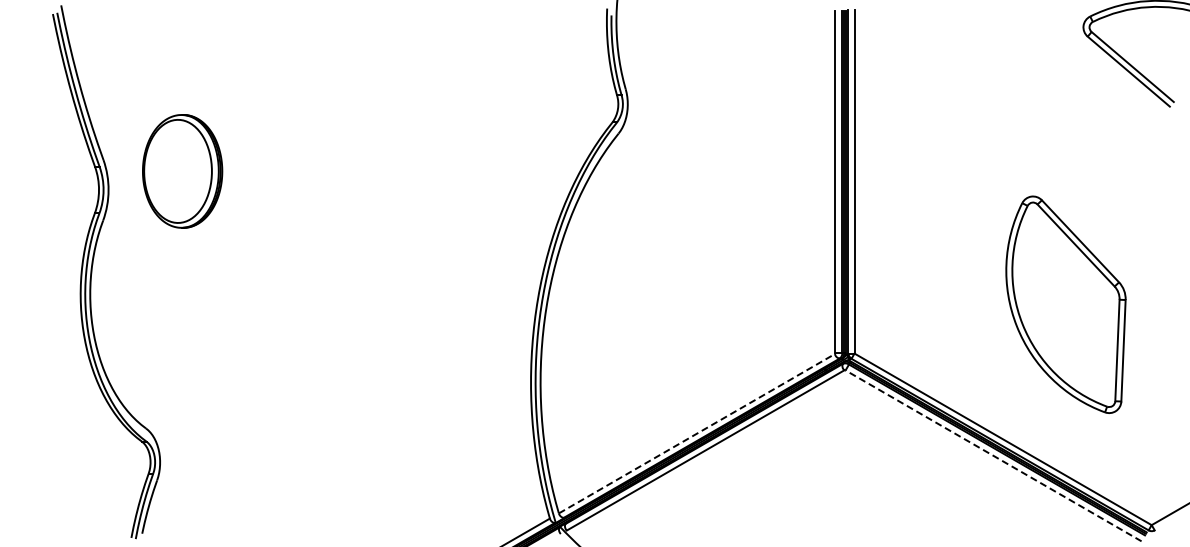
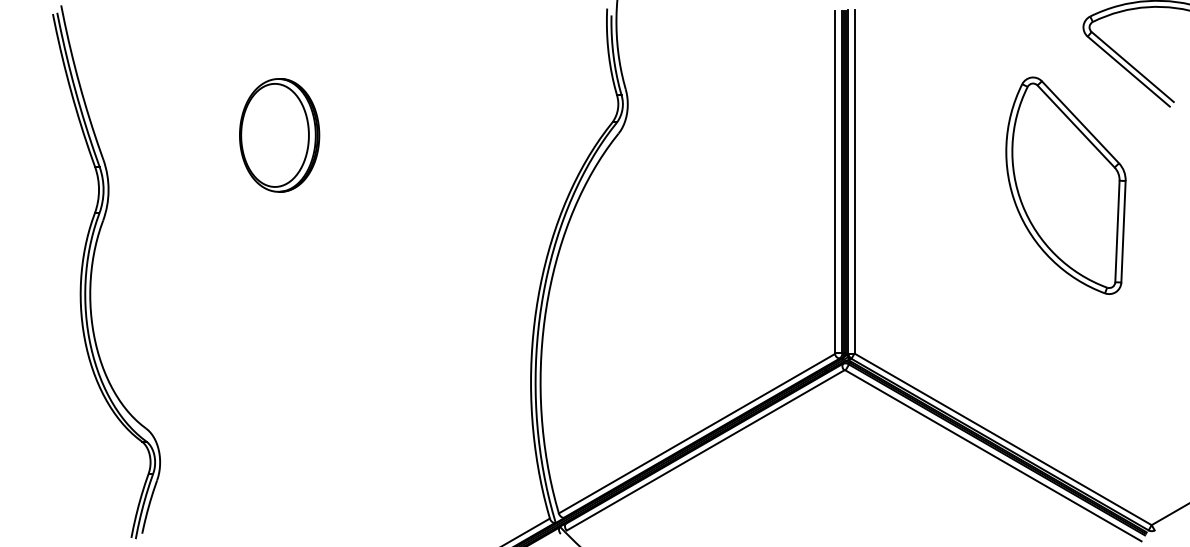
part position: (182, 171) -> (279, 135) (279, 135)
part position: (1065, 304) -> (1065, 185) (1065, 185)
line: dashed -> solid (697, 433)
line: dashed -> solid (993, 455)
